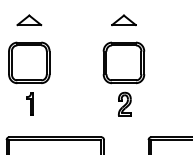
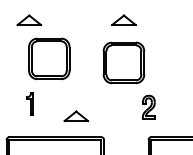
part position: (29, 62) -> (49, 58) (49, 58)
part position: (124, 103) -> (148, 106) (148, 106)
part: none -> present (76, 116)
